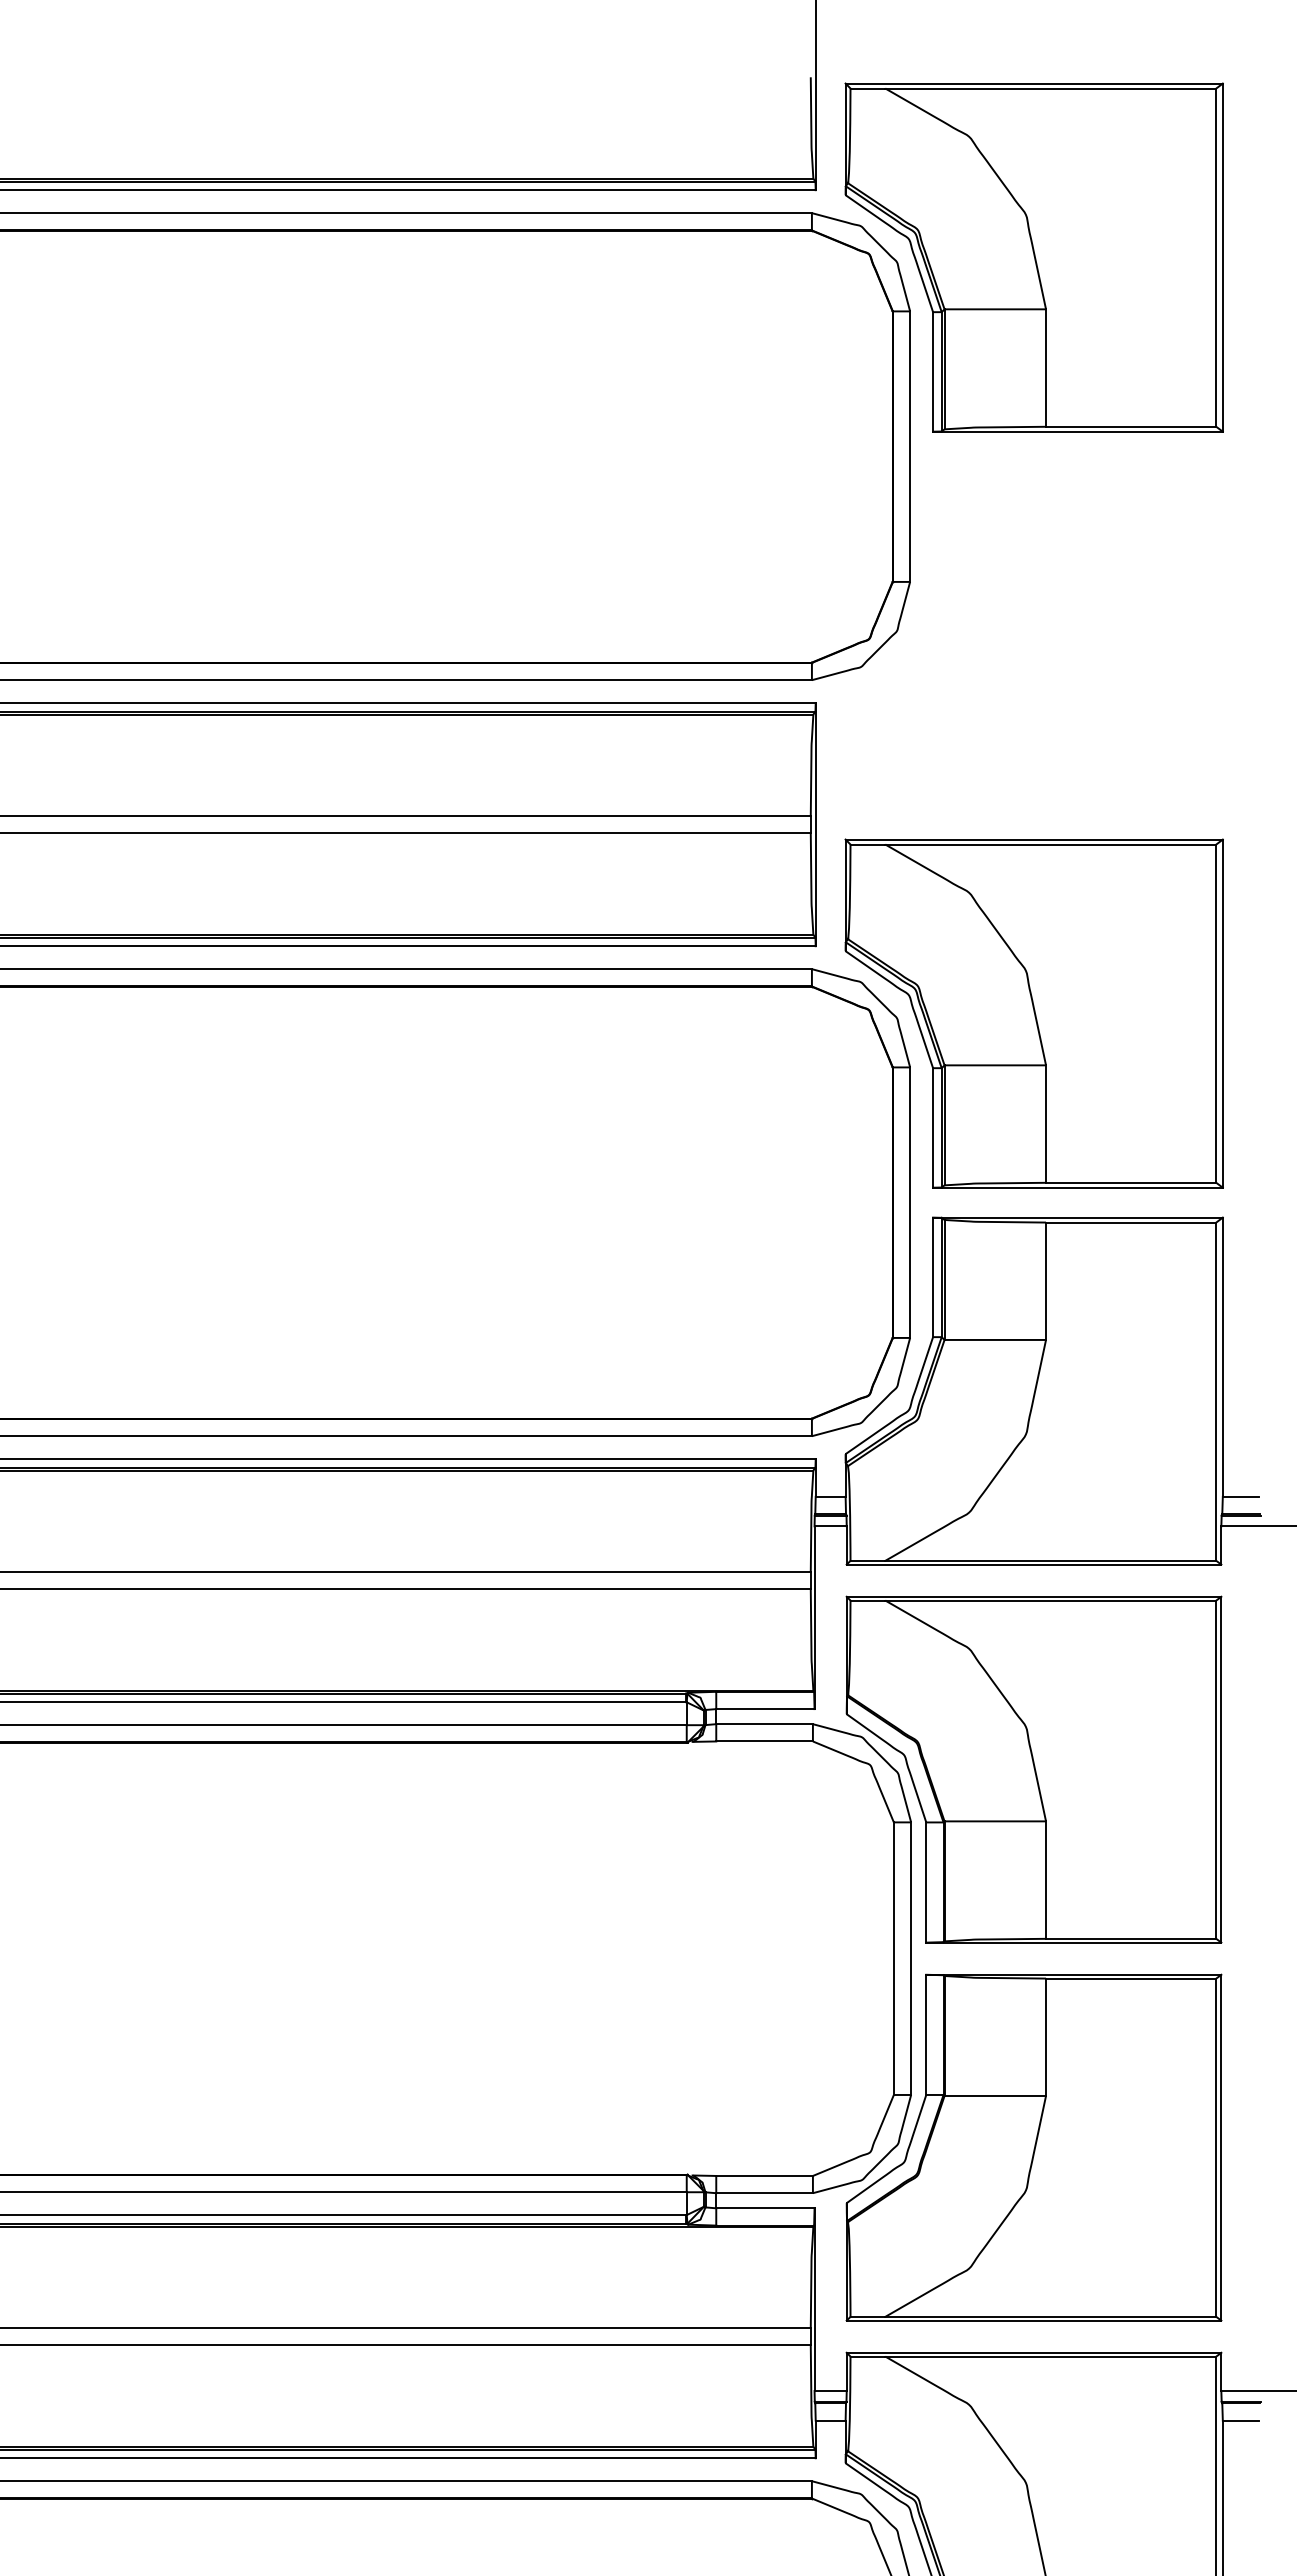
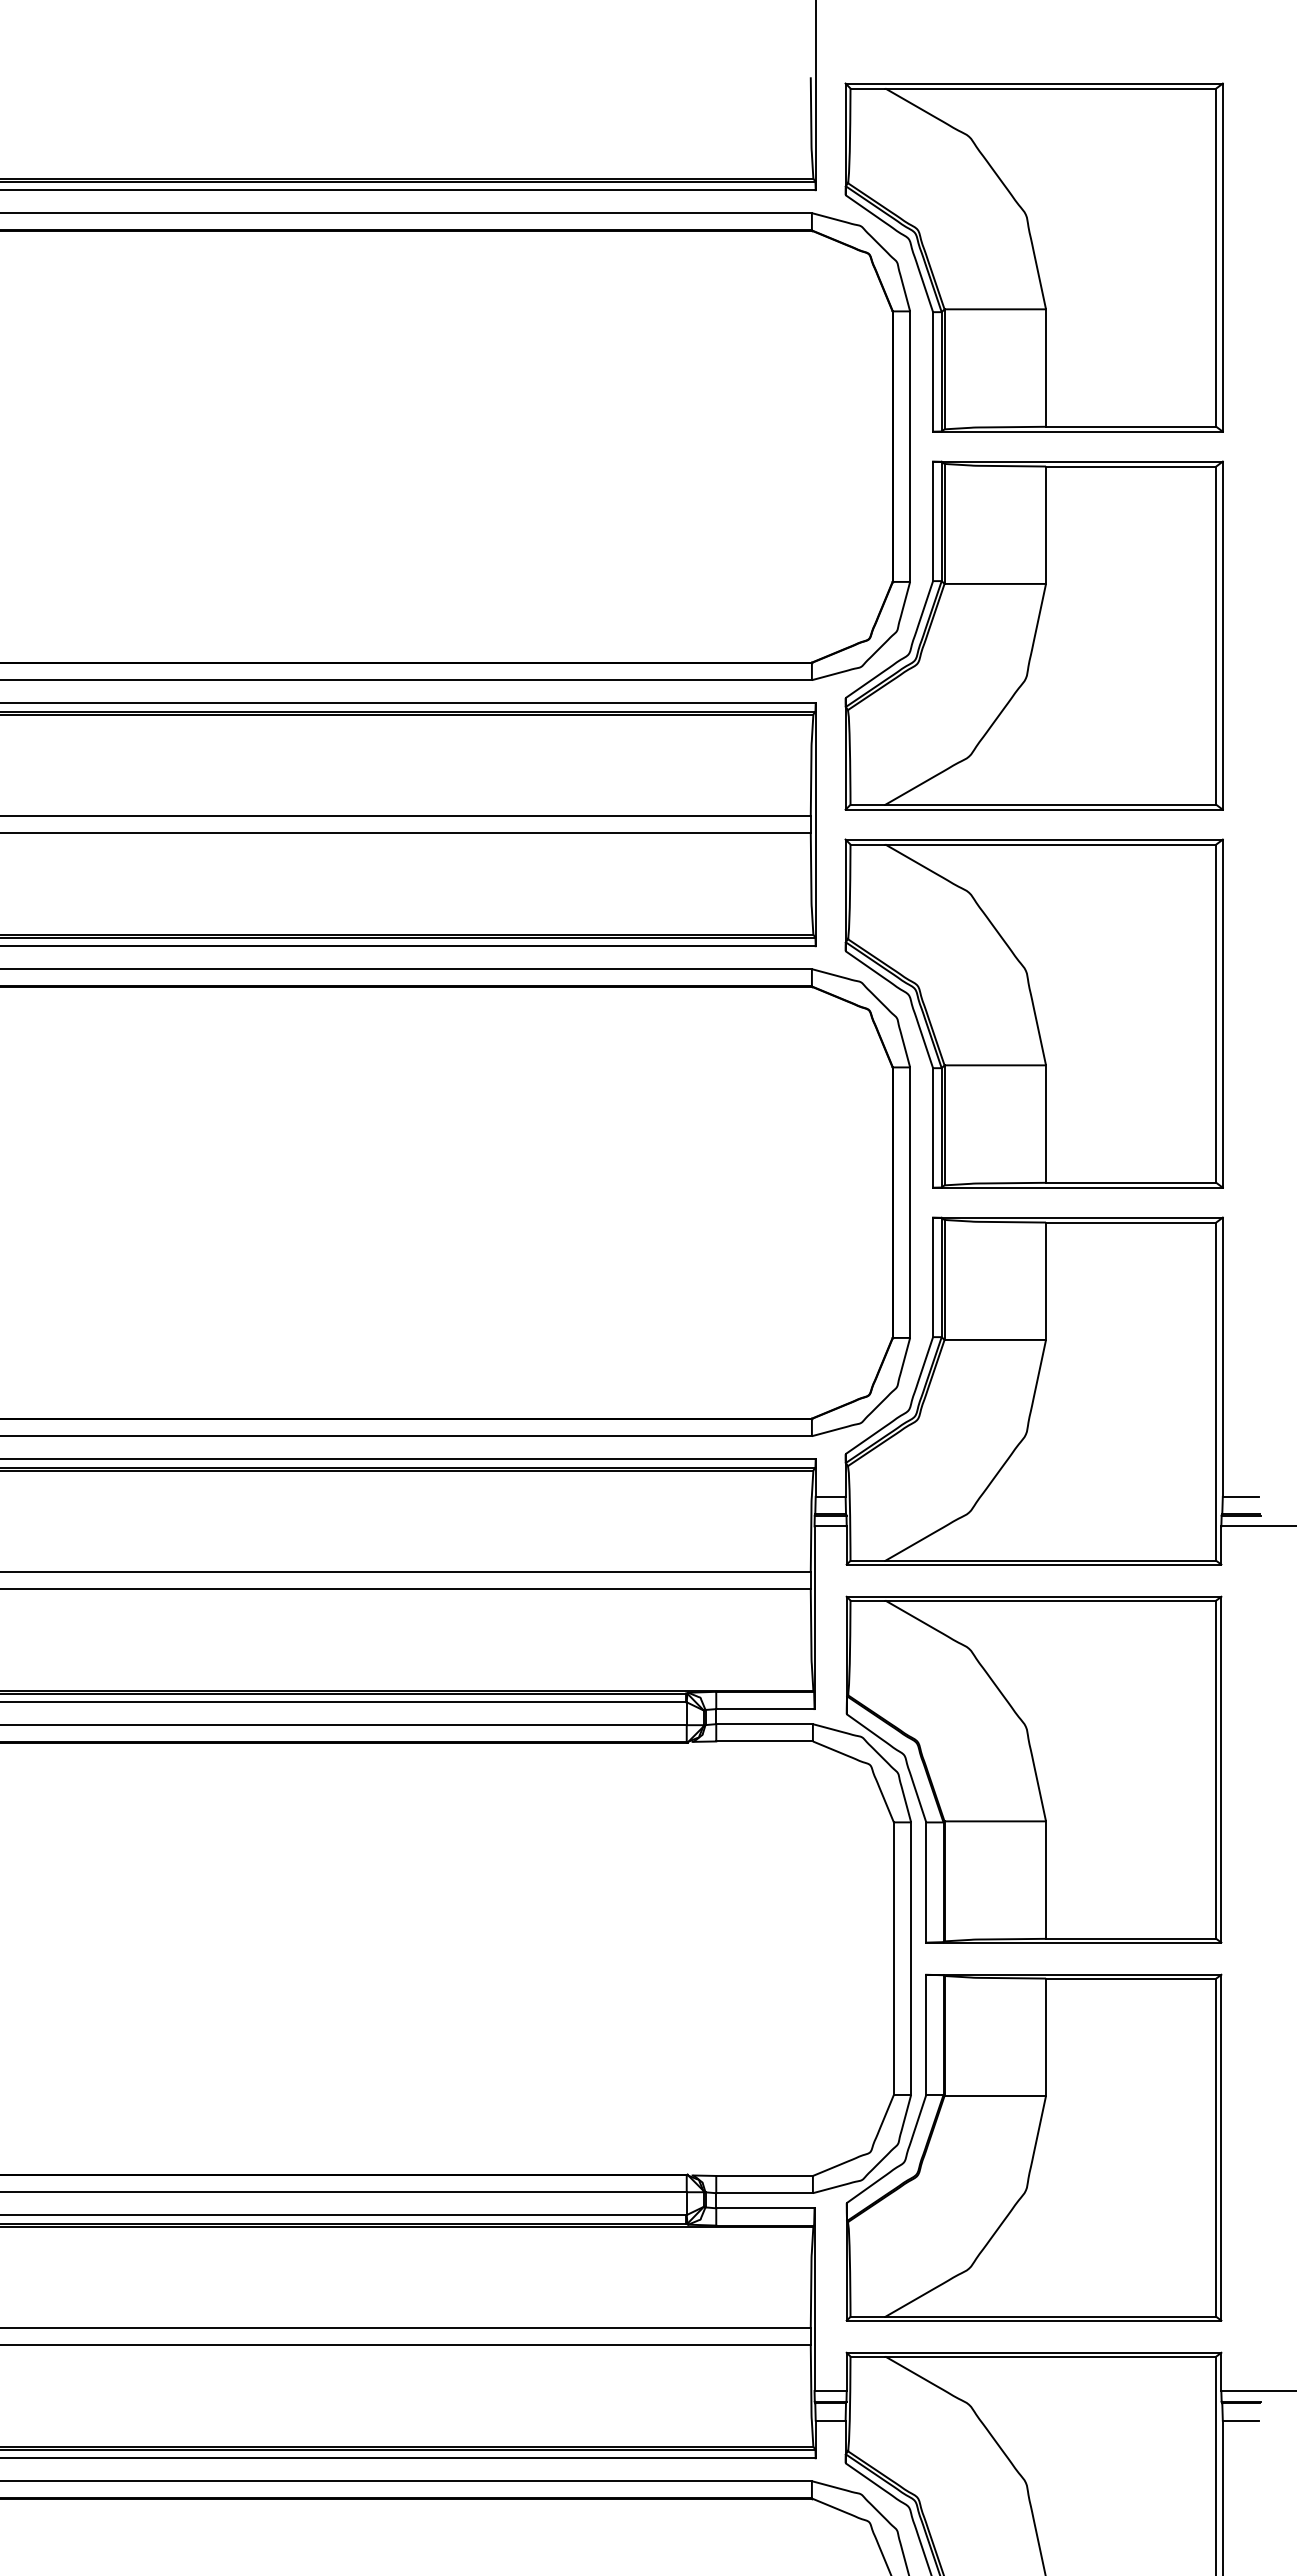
part: none -> present (1033, 635)
